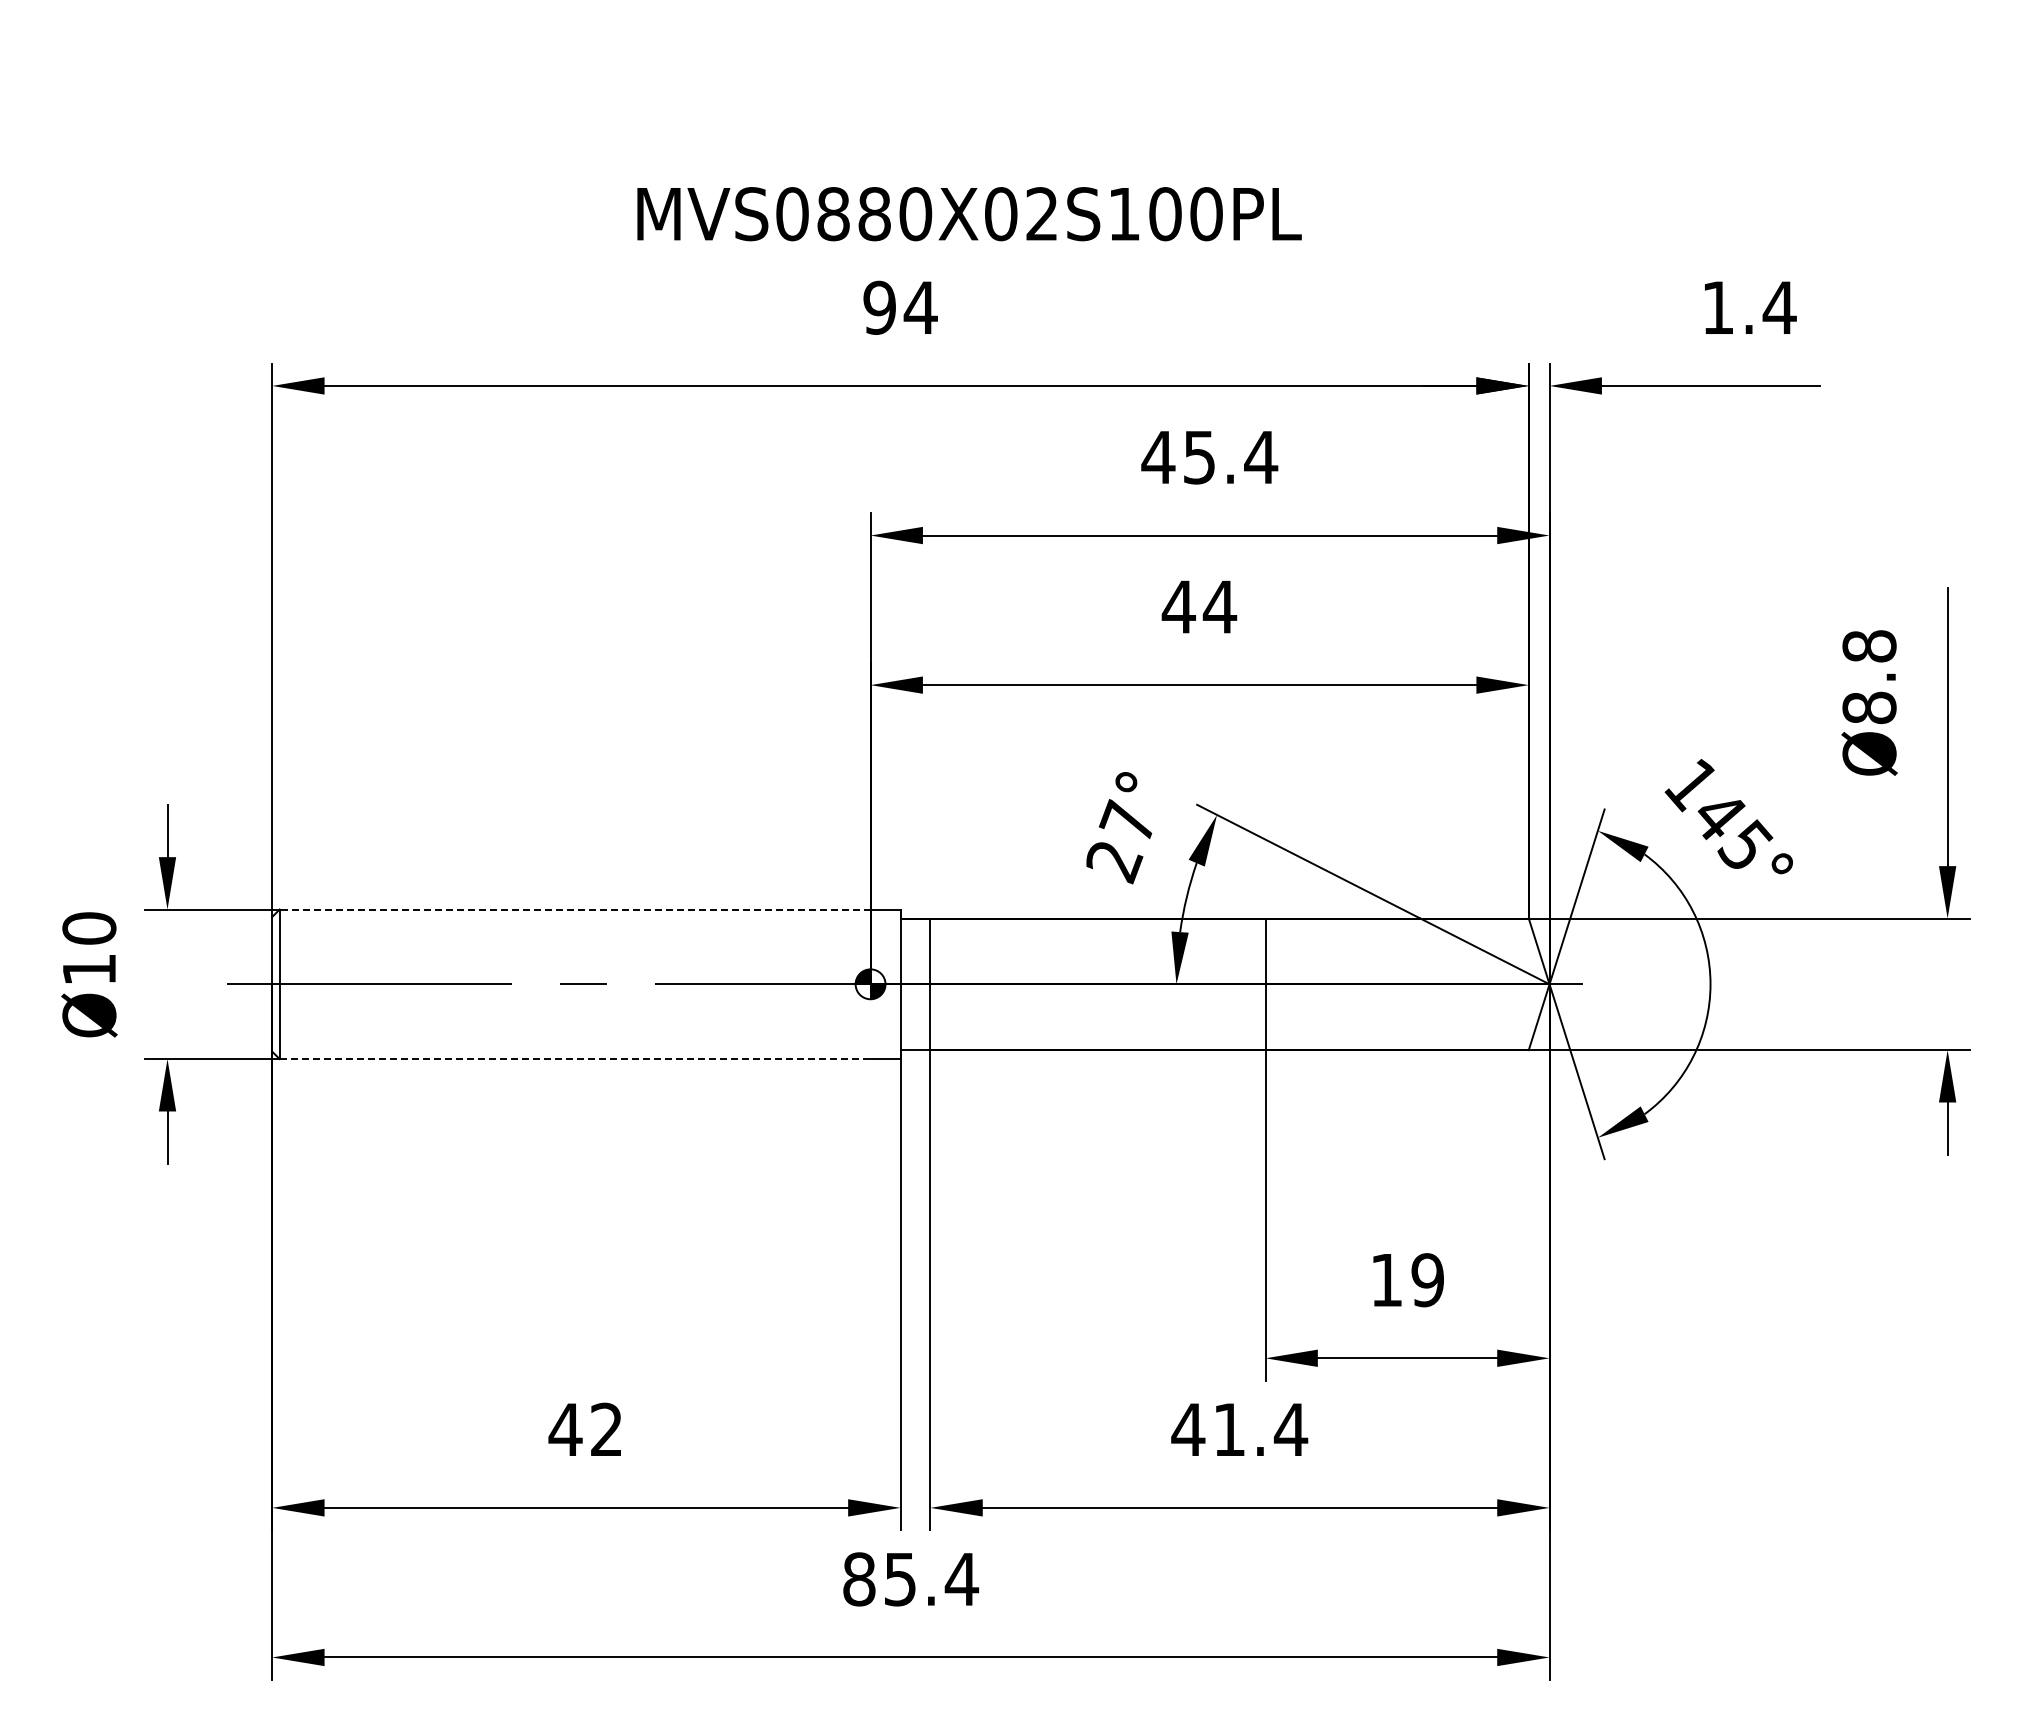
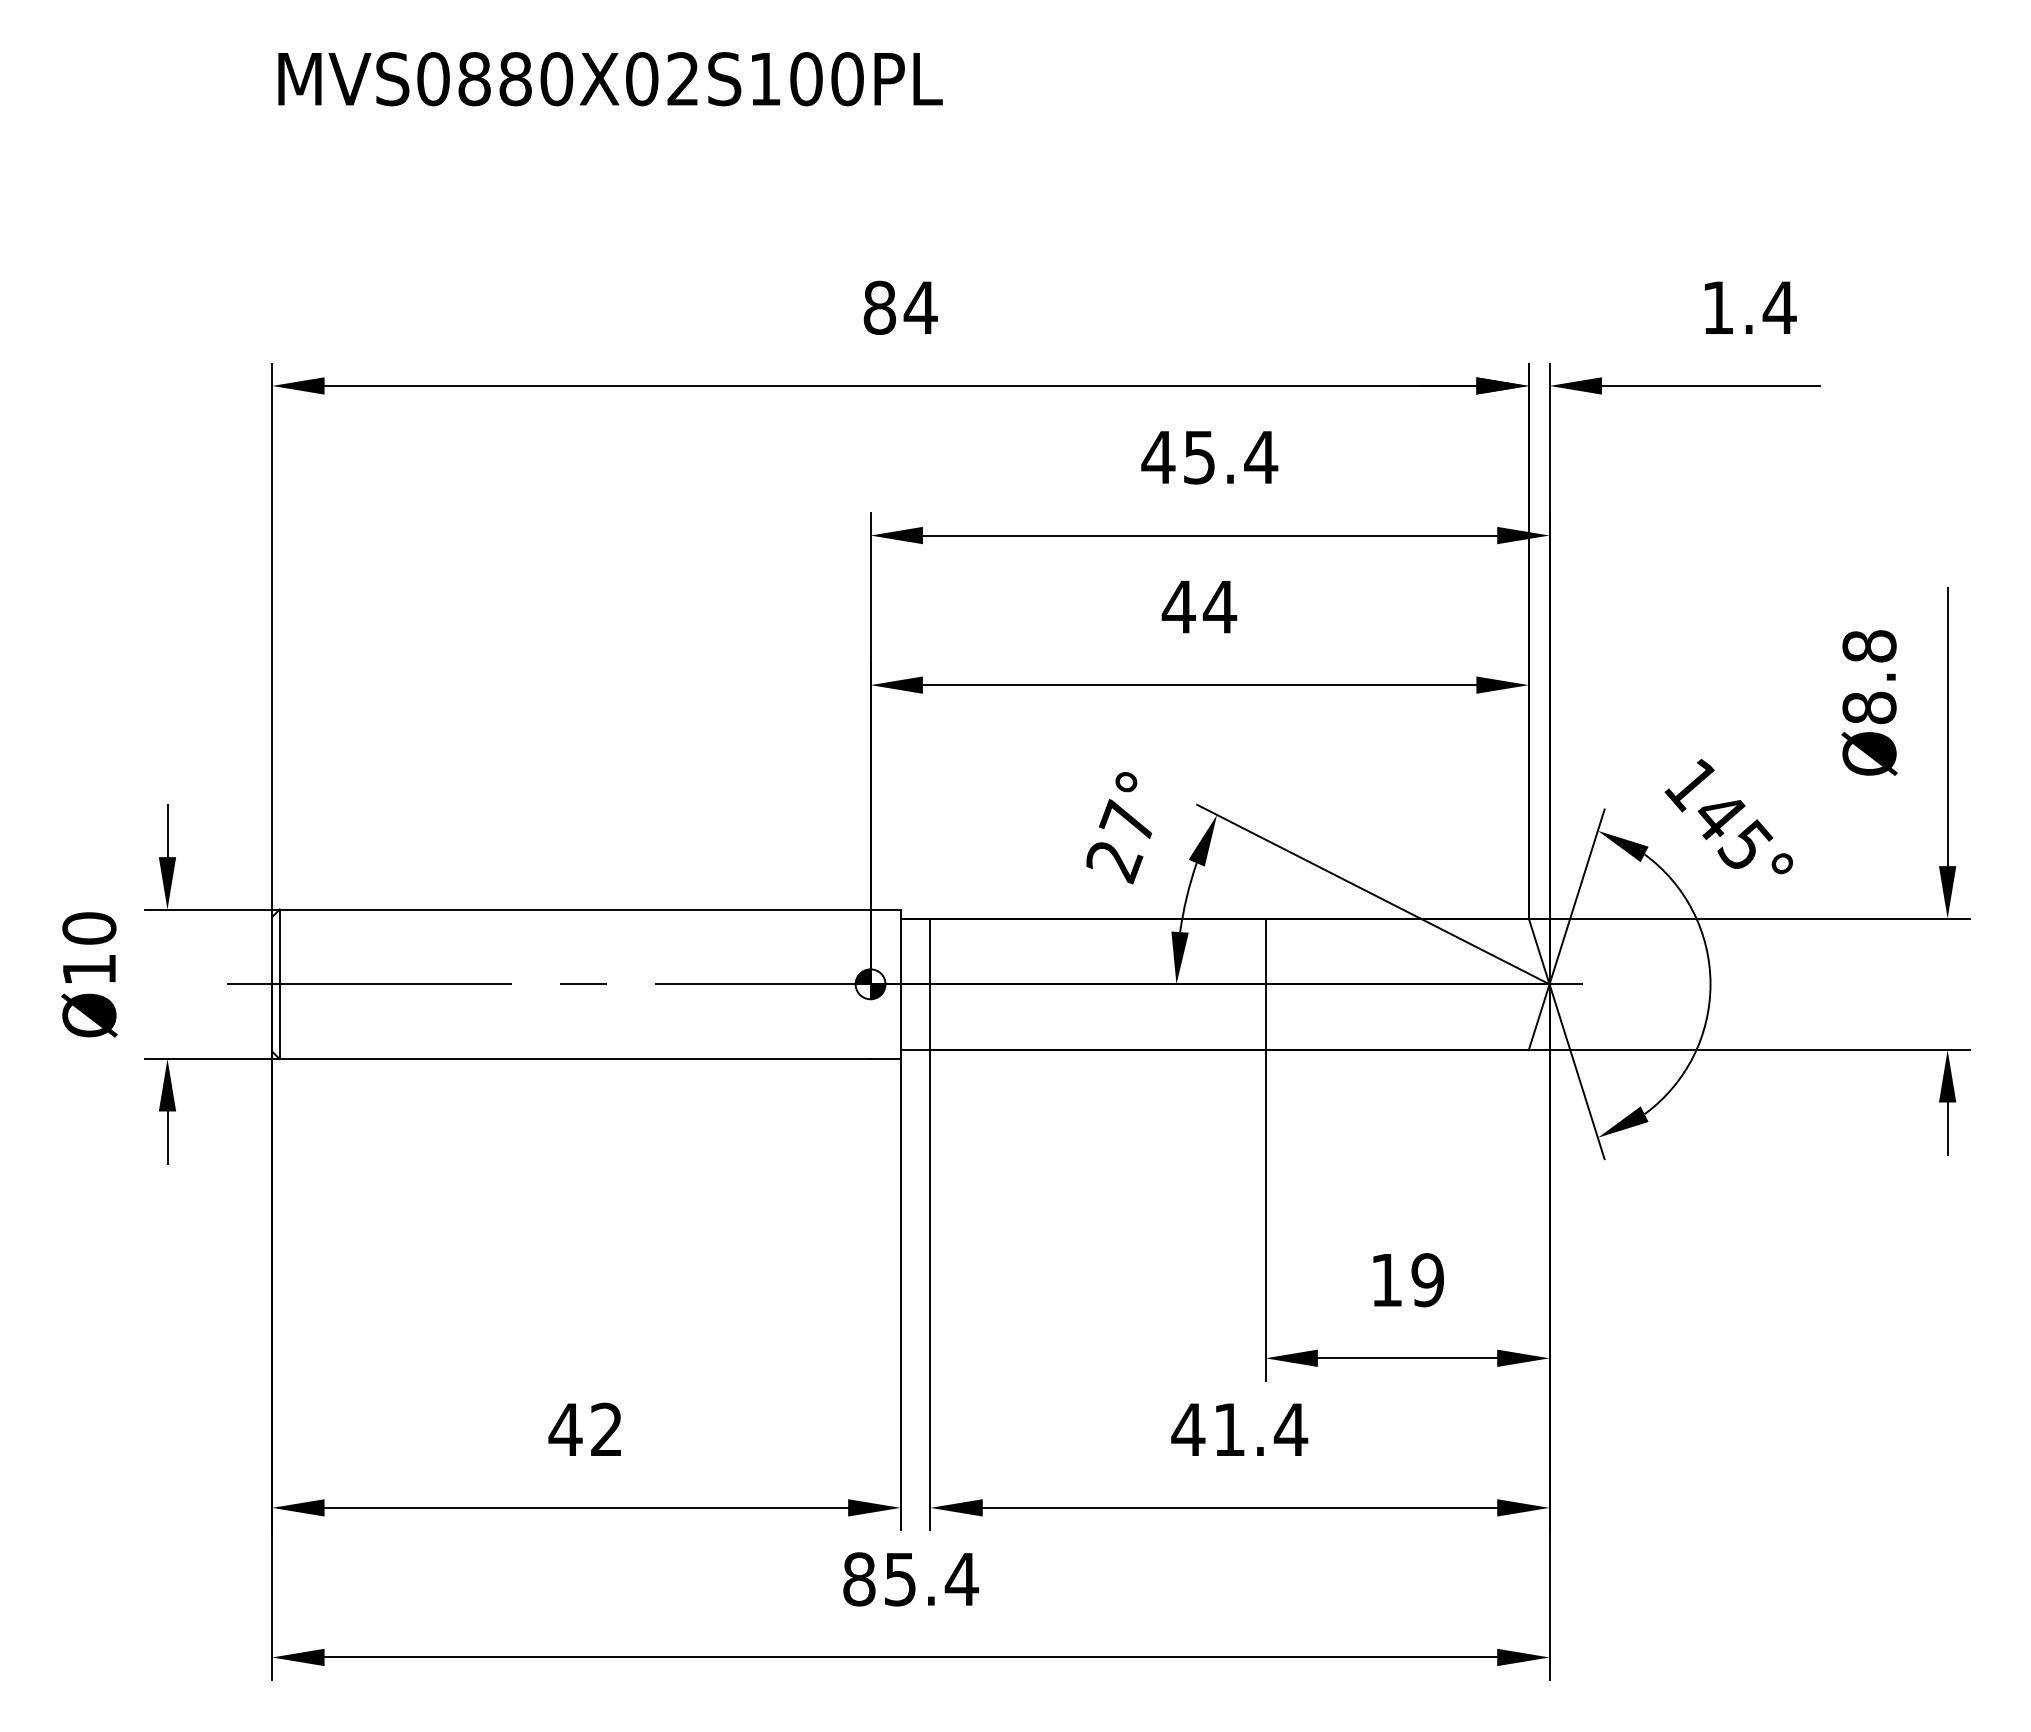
text position: (969, 214) -> (610, 79) (610, 79)
text: 94 -> 84 (879, 307)
line: dashed -> solid (574, 909)
line: dashed -> solid (575, 1059)
